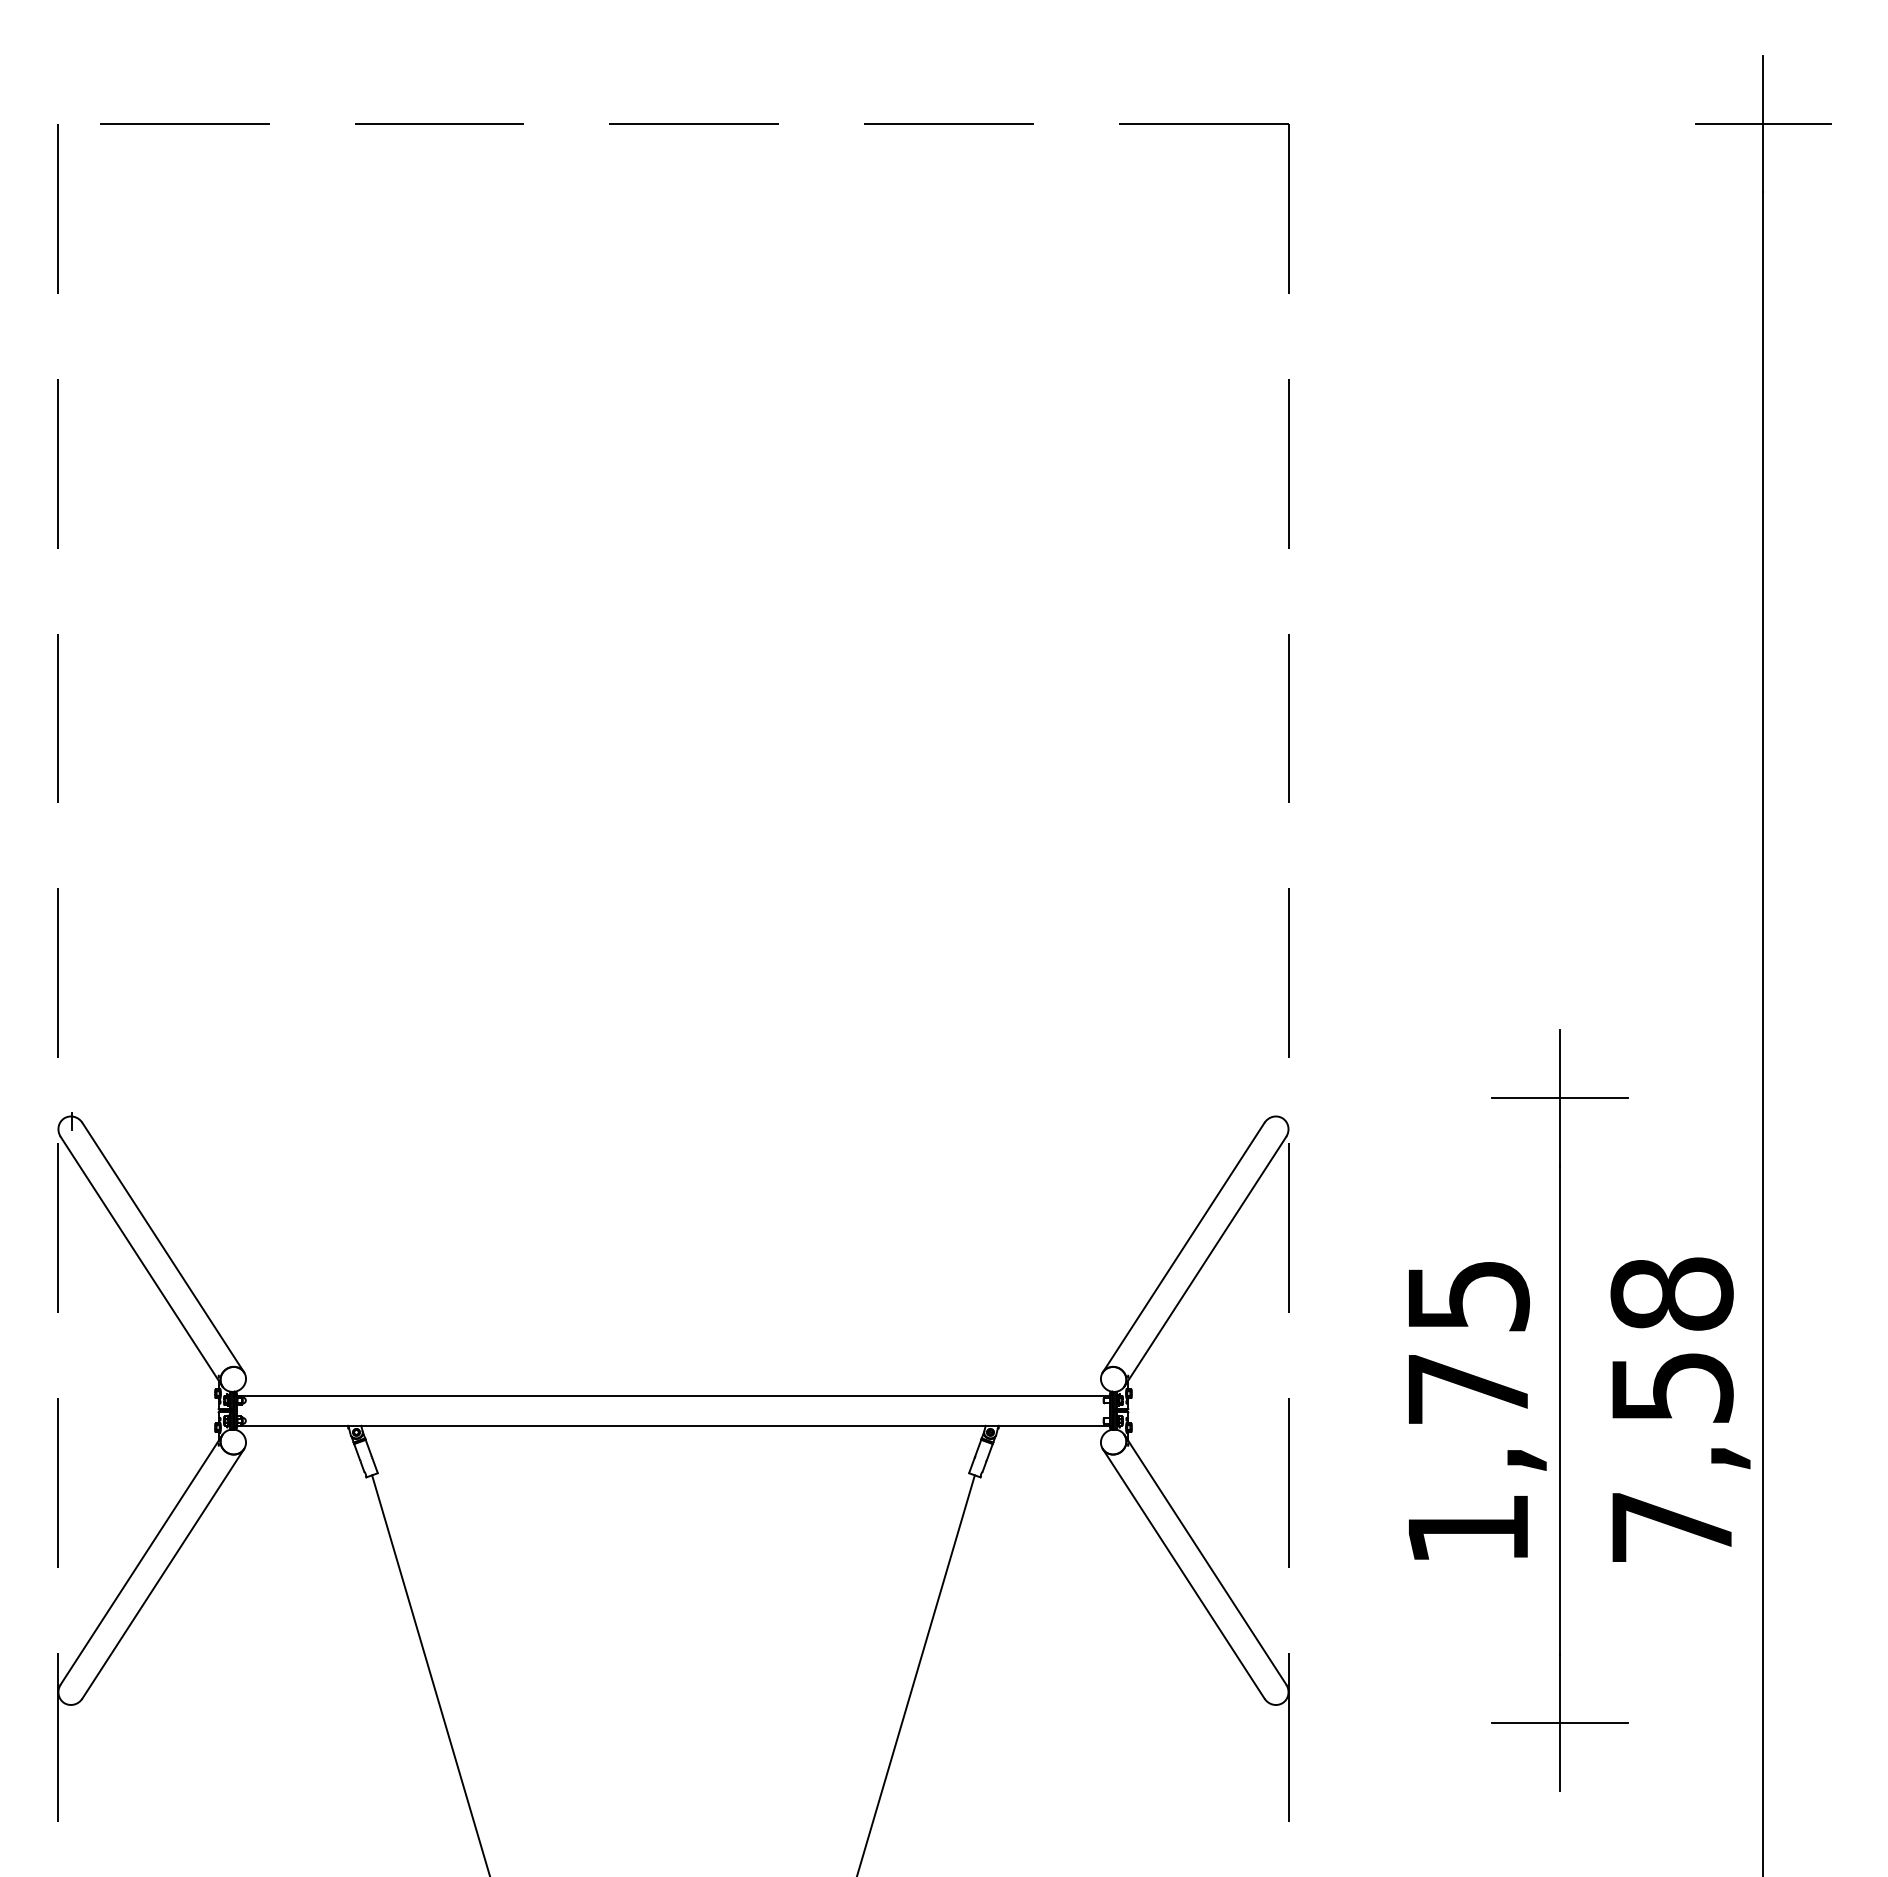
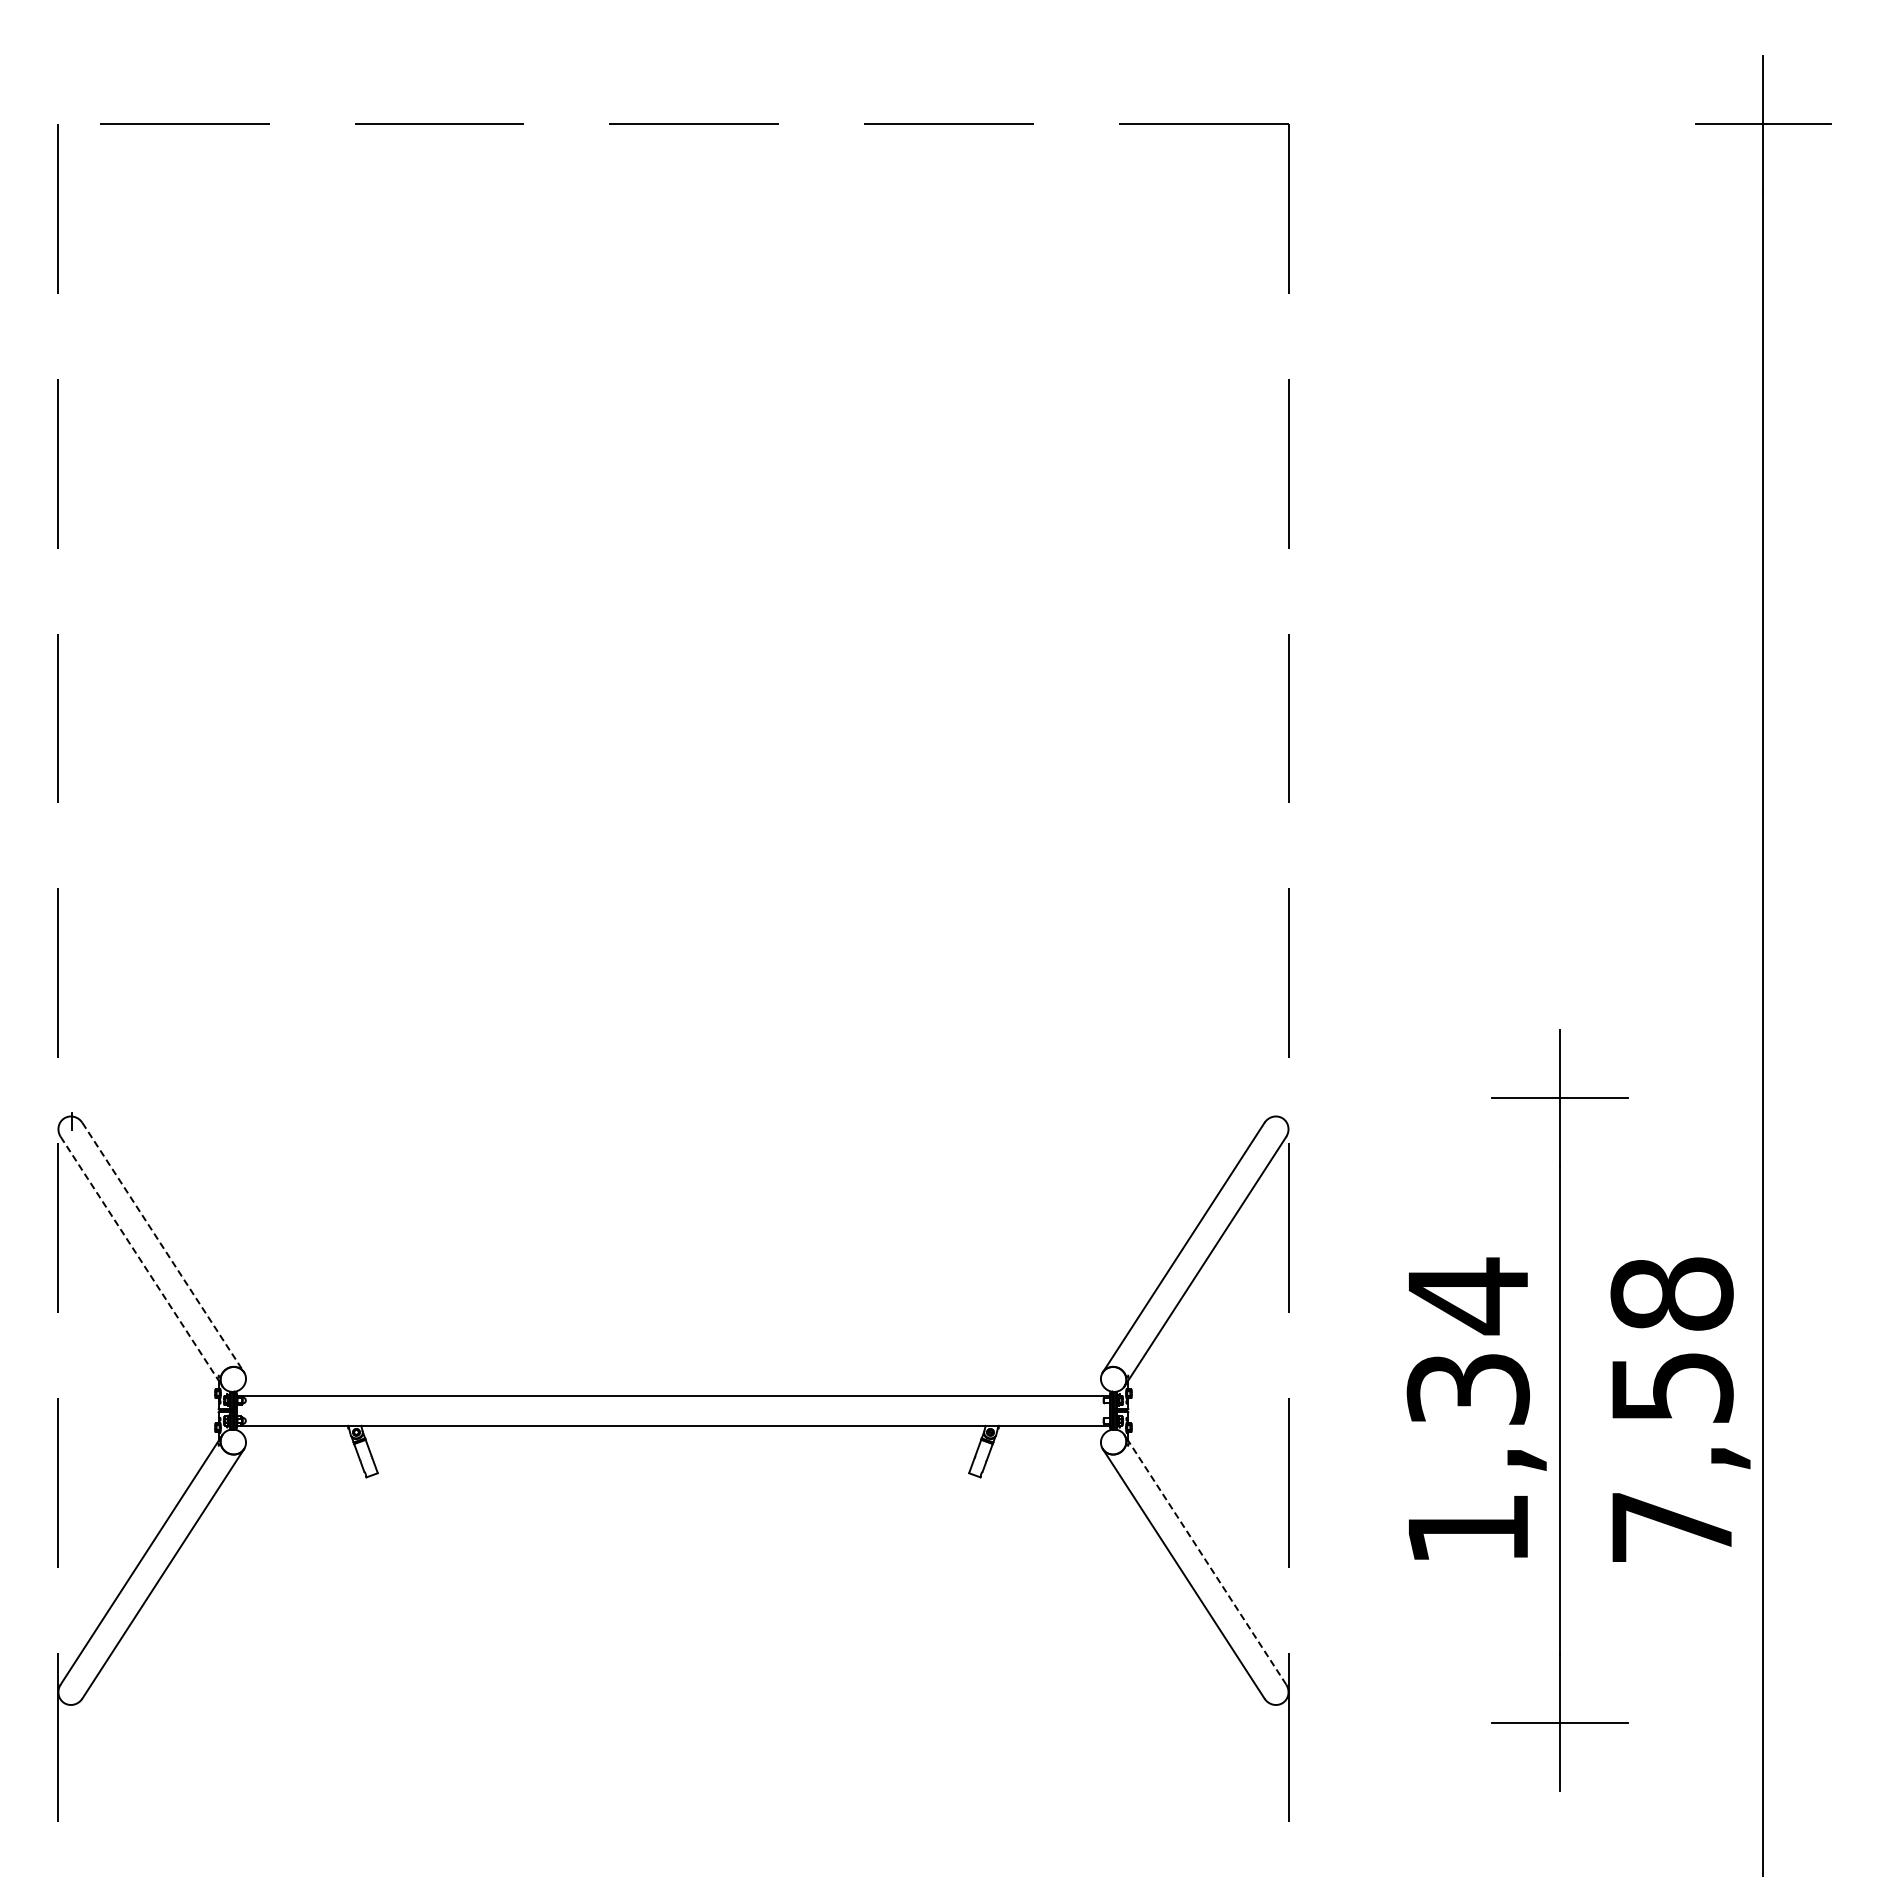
line: solid -> dashed (163, 1247)
line: solid -> dashed (141, 1261)
text: 1,75 -> 1,34 (1467, 1340)
line: solid -> dashed (1205, 1559)
line: present -> none (430, 1674)
line: present -> none (915, 1674)
